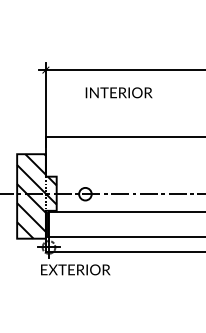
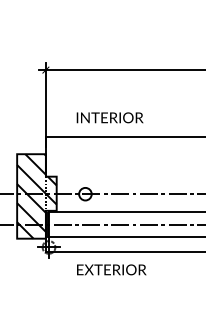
text position: (118, 92) -> (109, 117) (109, 117)
line: none -> present (102, 224)
text position: (75, 269) -> (111, 269) (111, 269)
